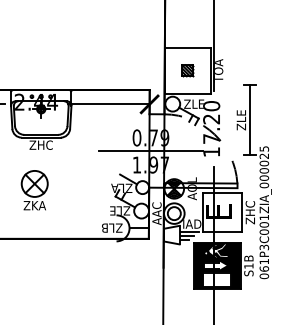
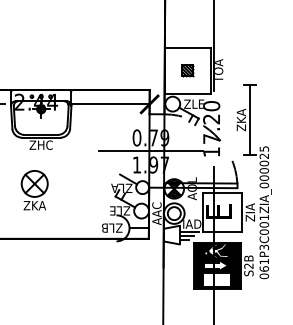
text: ZLE -> ZKA (240, 119)
text: ZHC -> ZIA (250, 212)
text: S1B -> S2B (248, 265)
